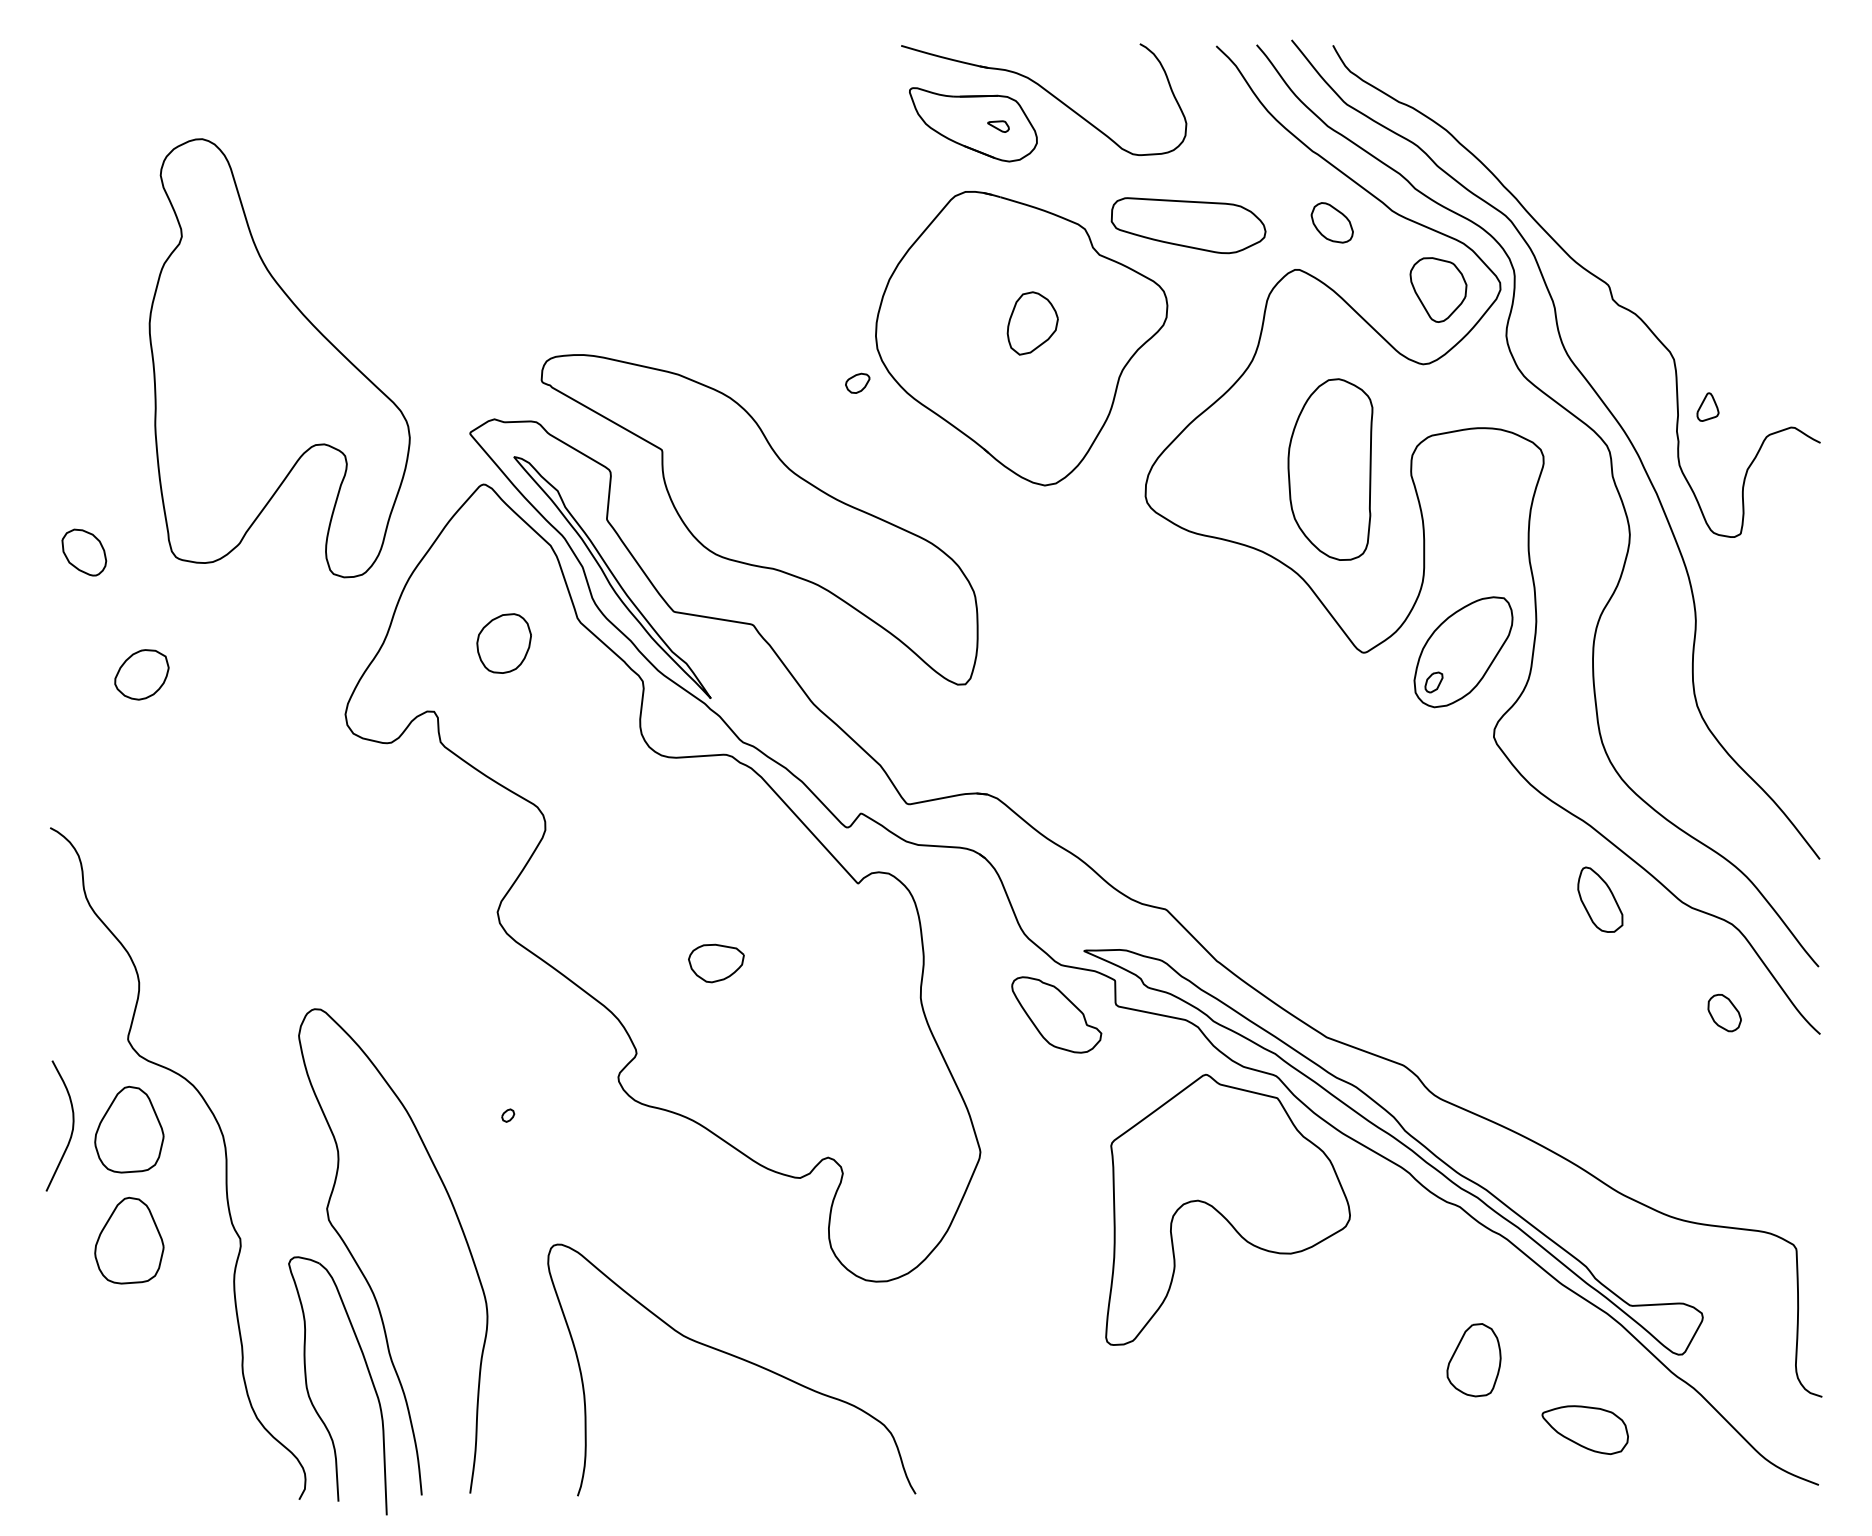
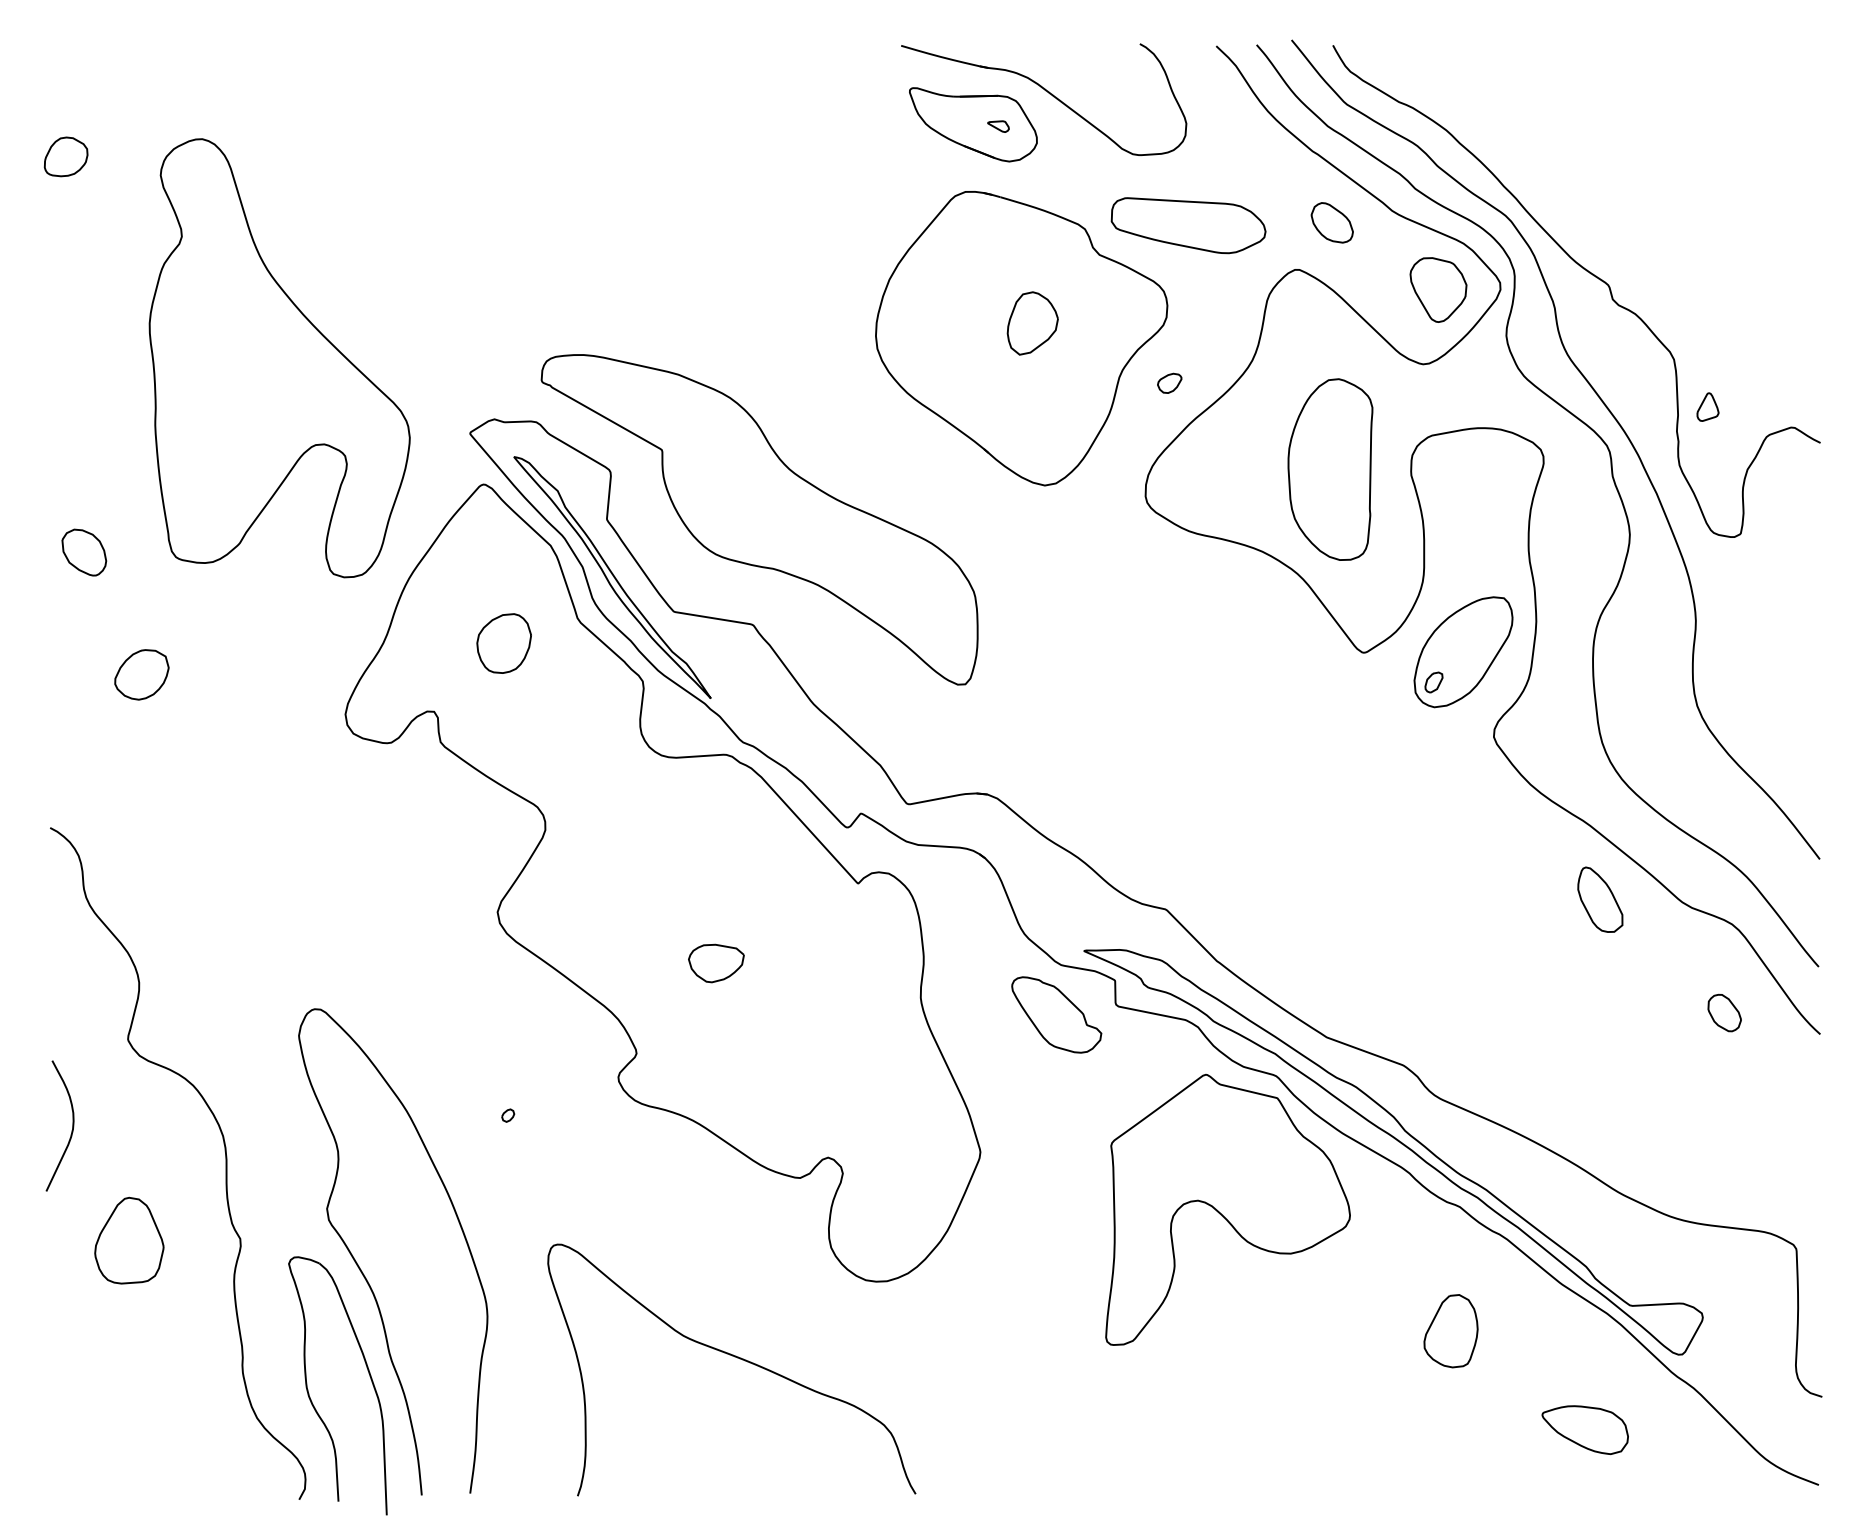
part: none -> present (65, 156)
part position: (857, 382) -> (1169, 382) (1169, 382)
part: present -> none (129, 1129)
part position: (1473, 1360) -> (1450, 1331) (1450, 1331)
